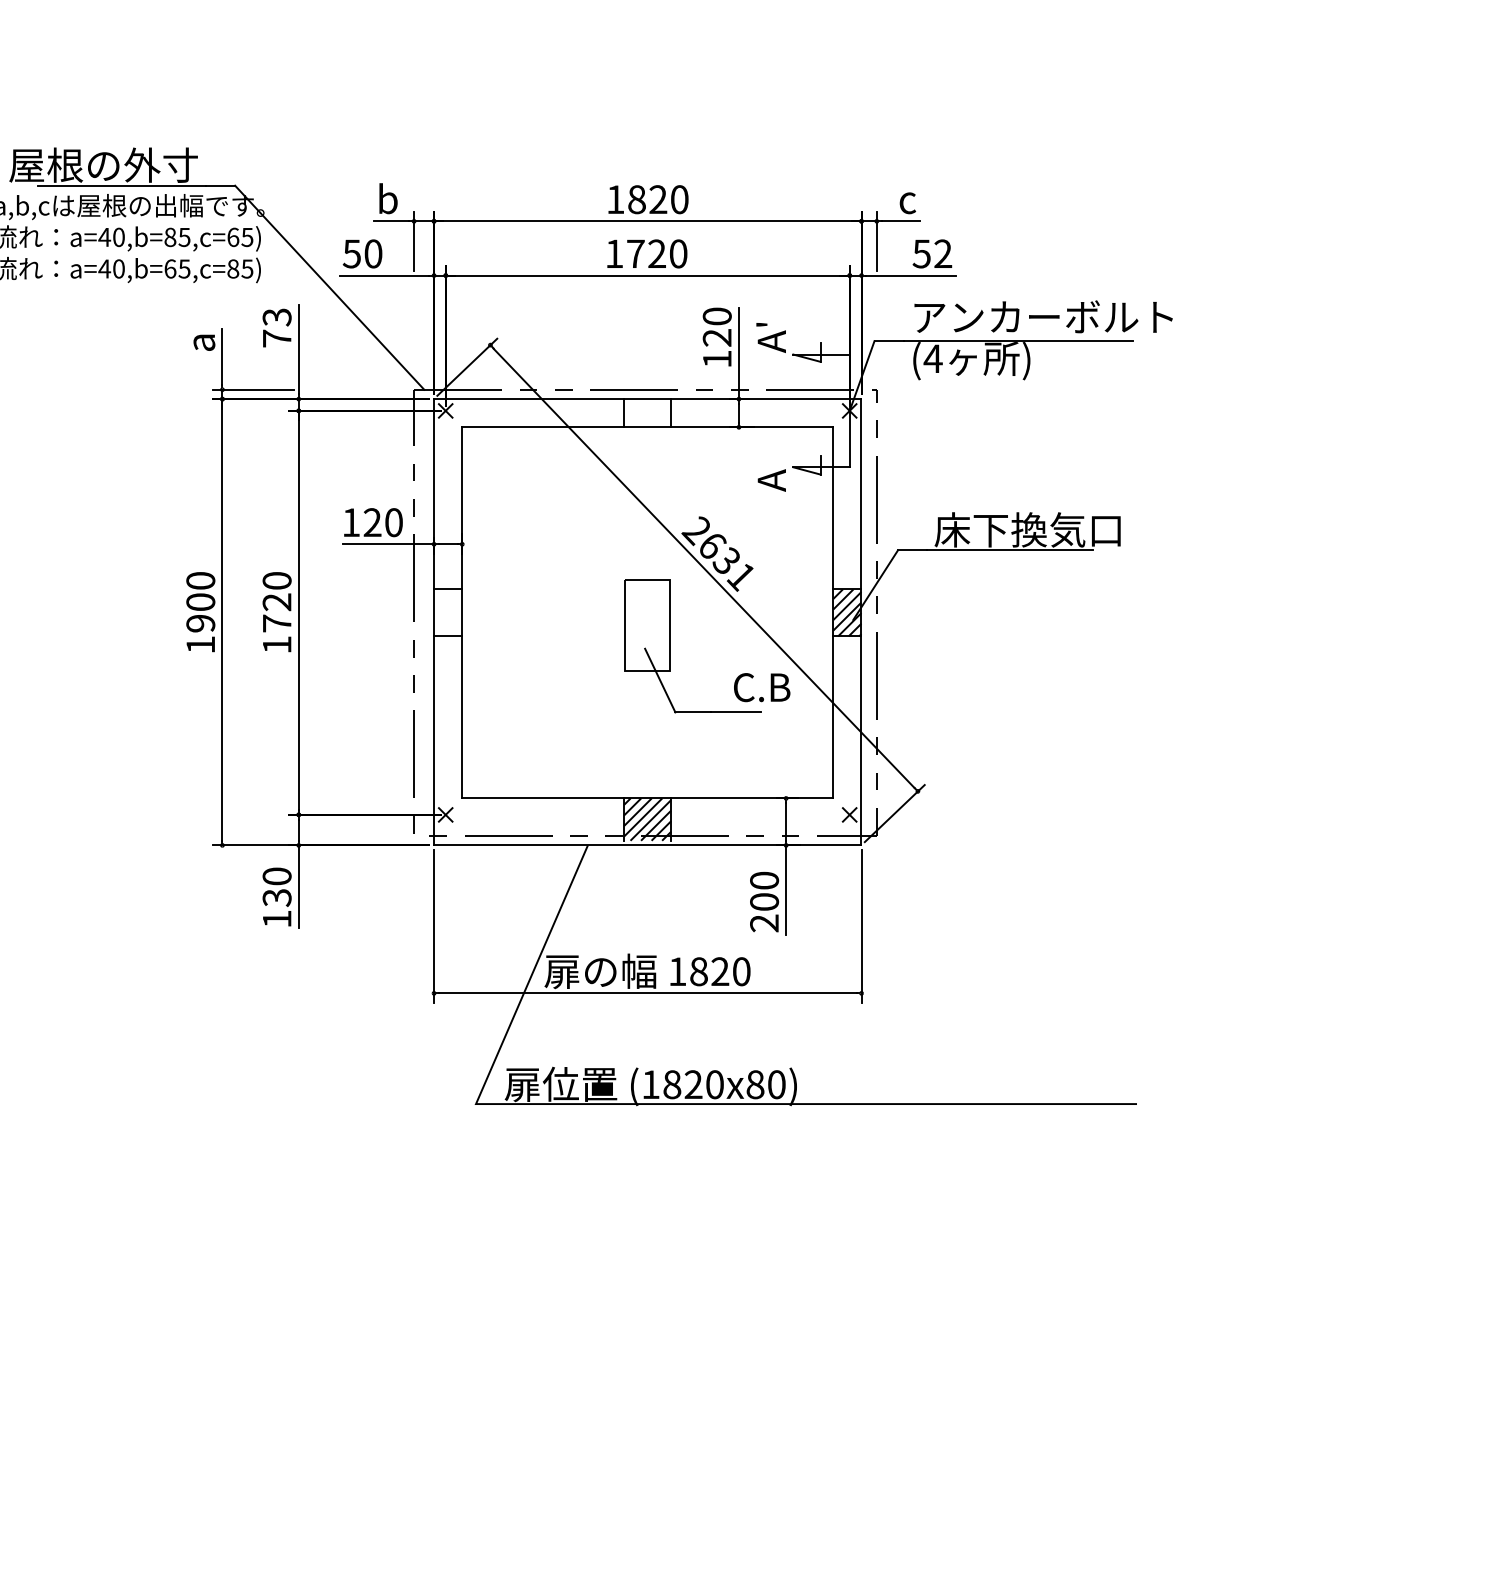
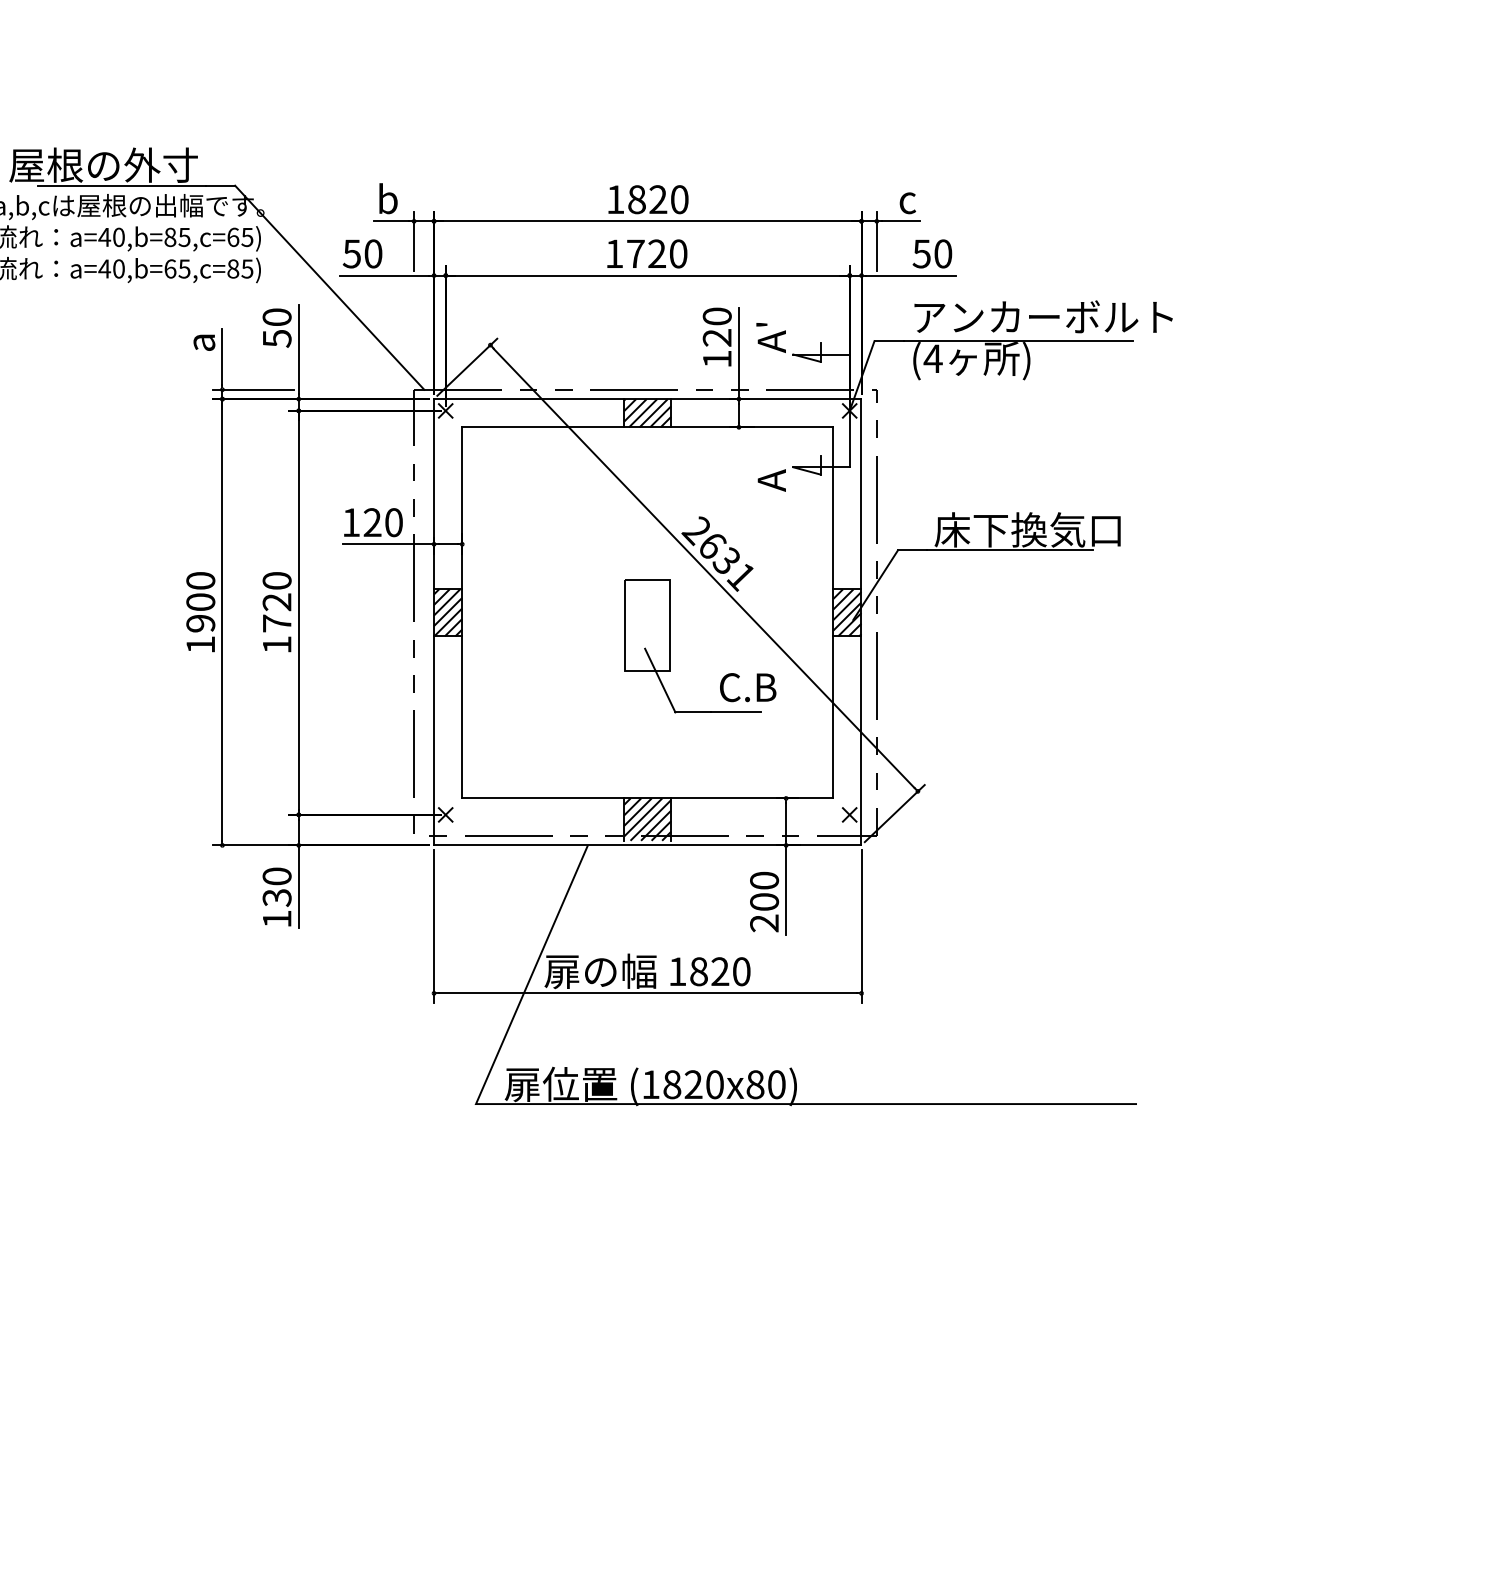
text: 52 -> 50 (943, 253)
text: 73 -> 50 (276, 327)
hatch: none -> present (647, 413)
hatch: none -> present (447, 612)
text position: (762, 687) -> (748, 687) (748, 687)
